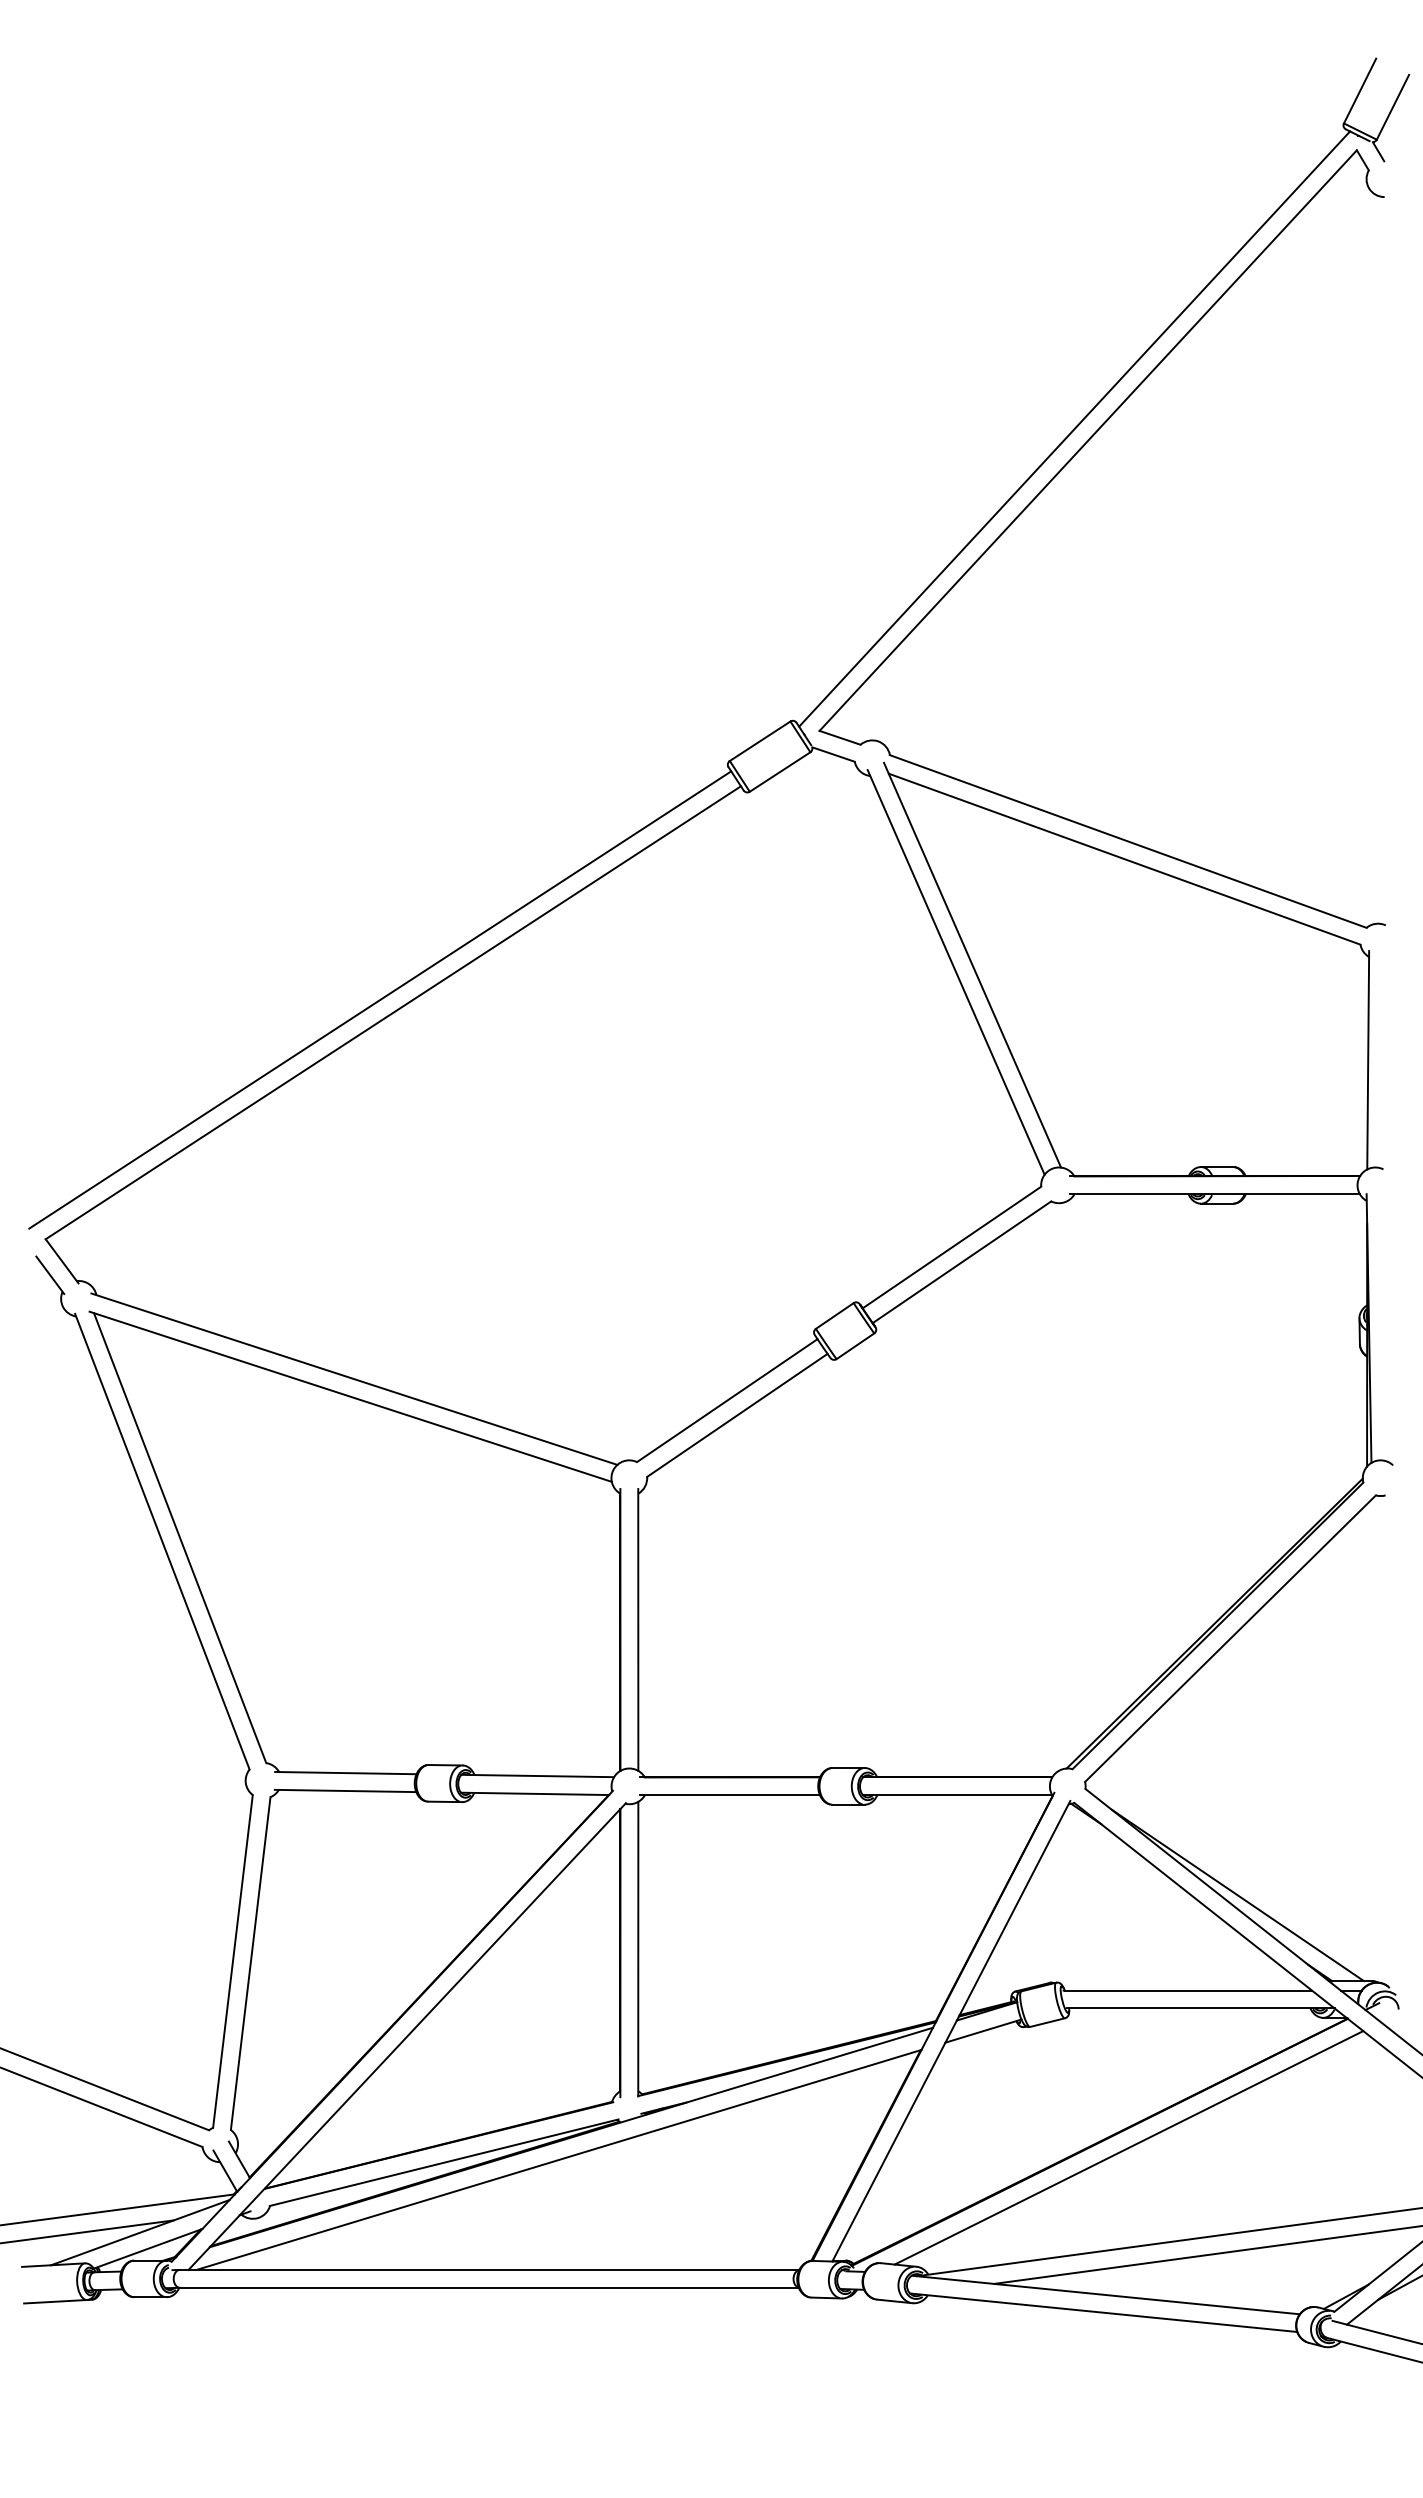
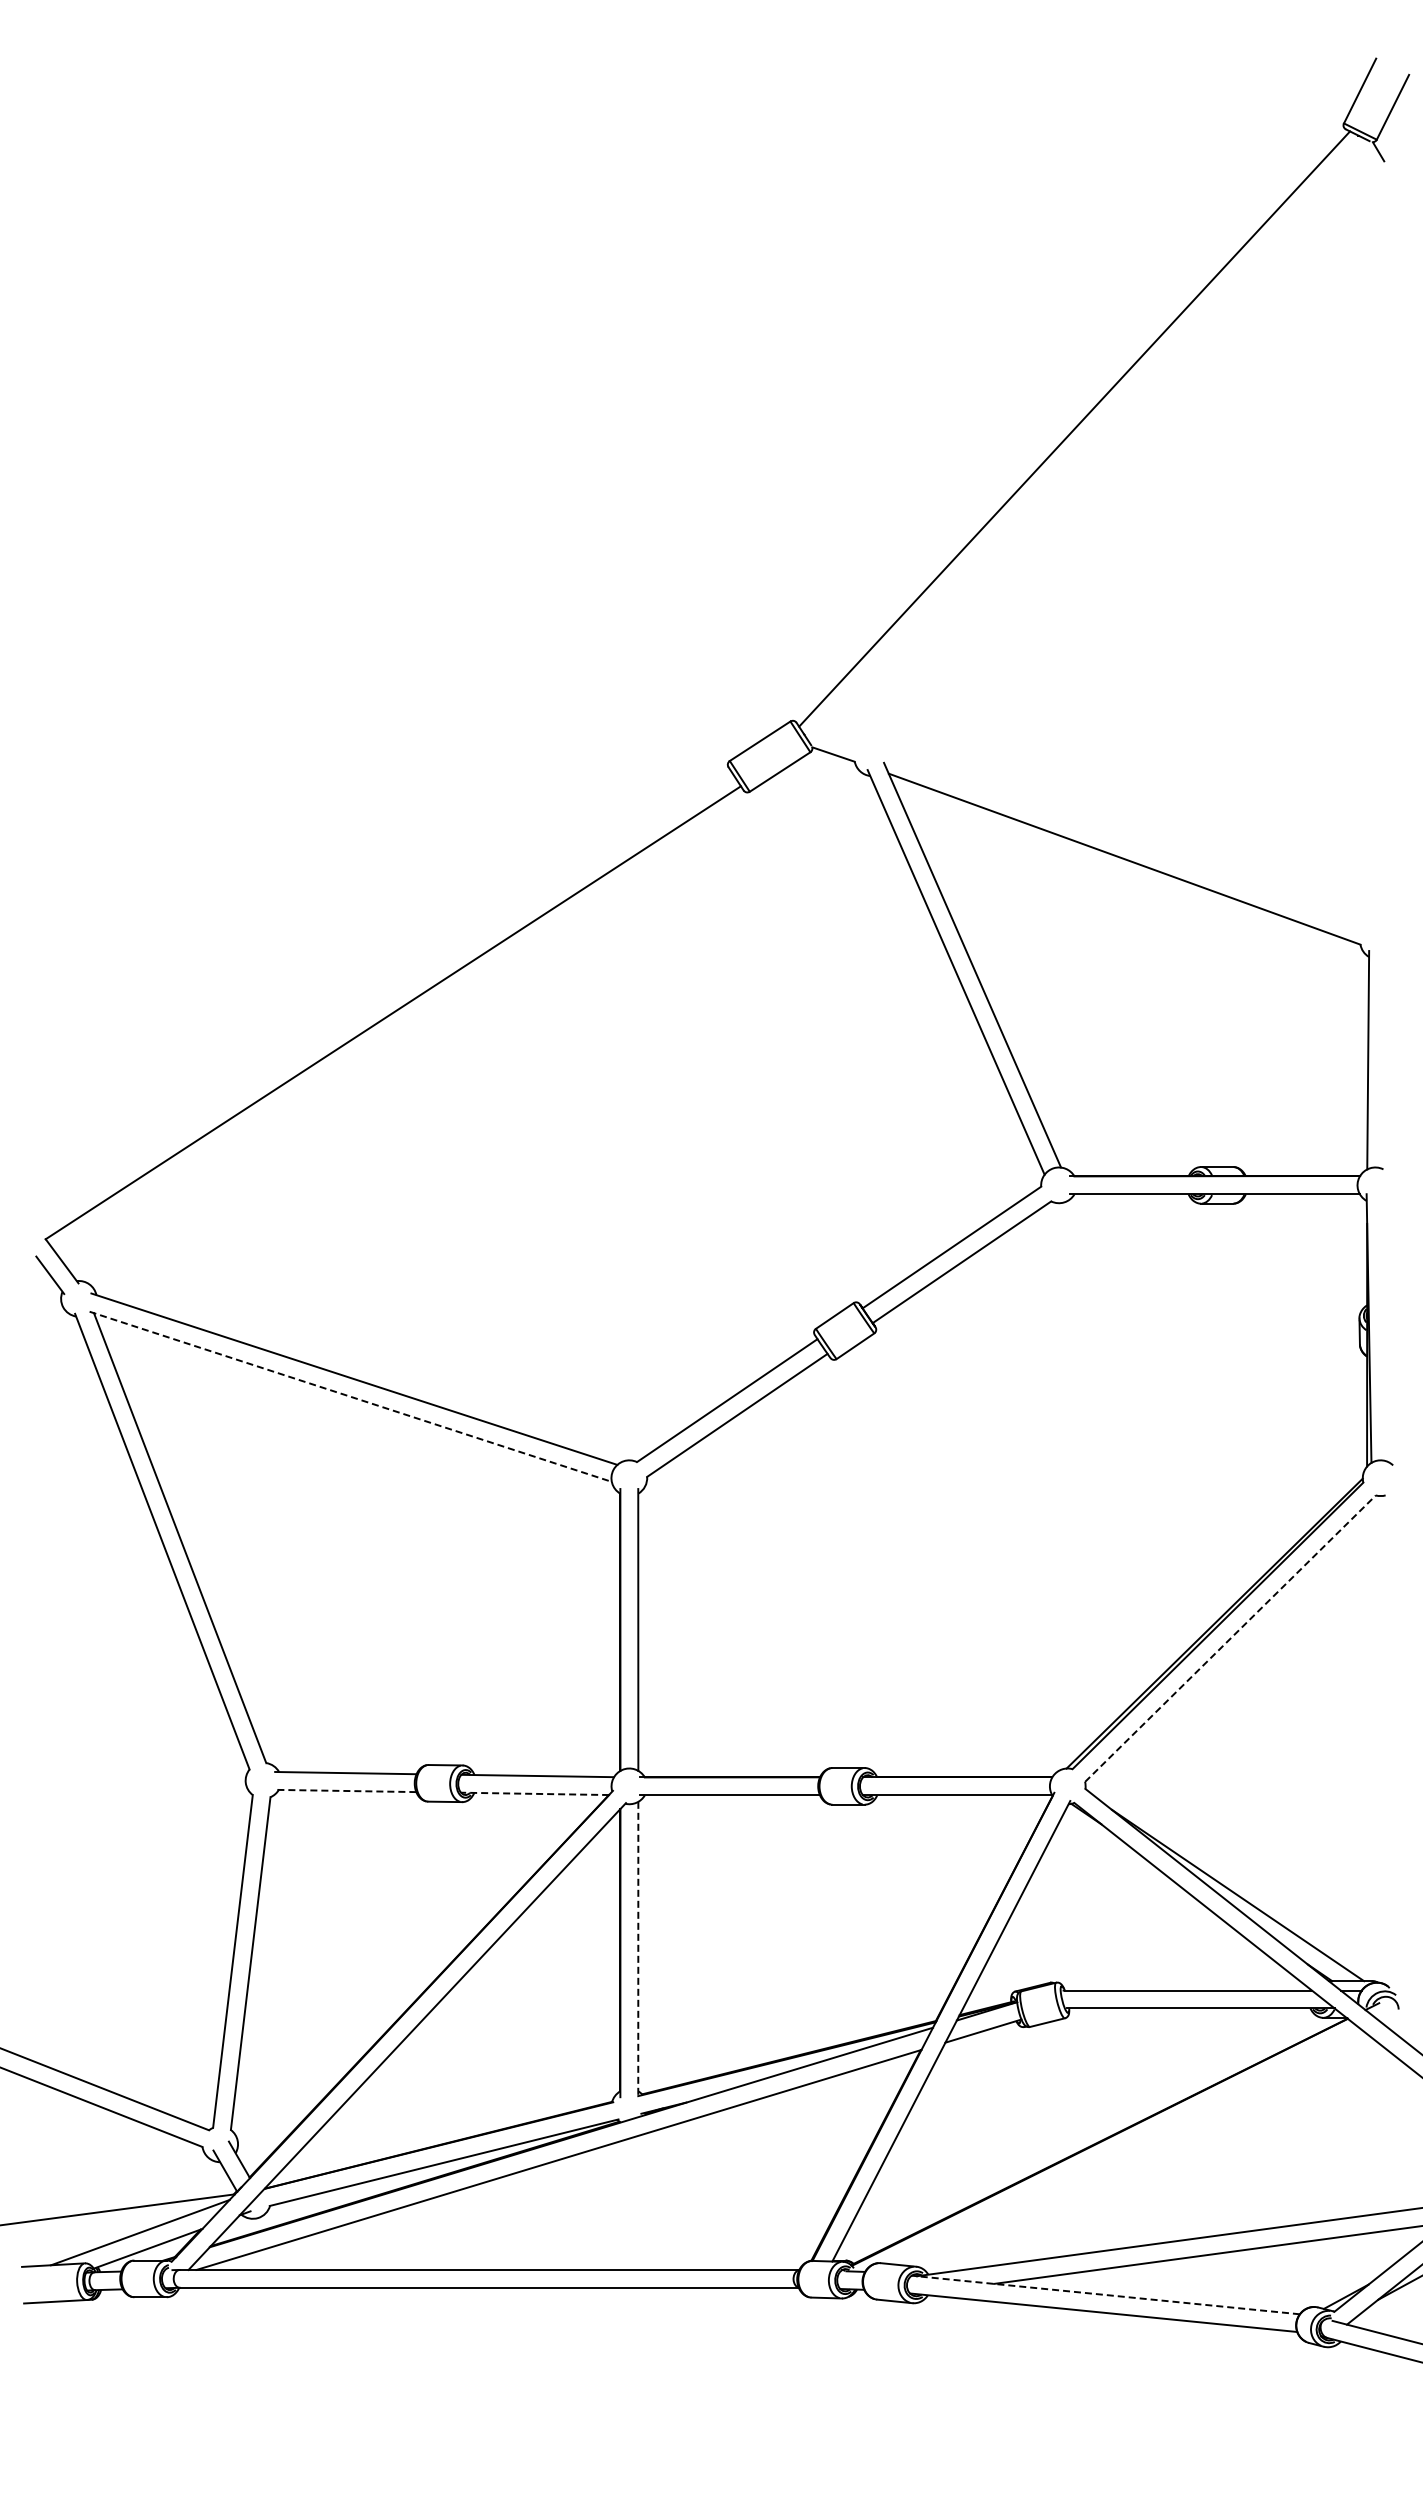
part: present -> none (1048, 485)
line: present -> none (380, 999)
line: solid -> dashed (350, 1396)
line: solid -> dashed (1230, 1638)
line: solid -> dashed (345, 1790)
line: solid -> dashed (534, 1793)
line: solid -> dashed (638, 1949)
line: present -> none (1128, 2147)
line: present -> none (87, 2231)
line: solid -> dashed (1109, 2295)
